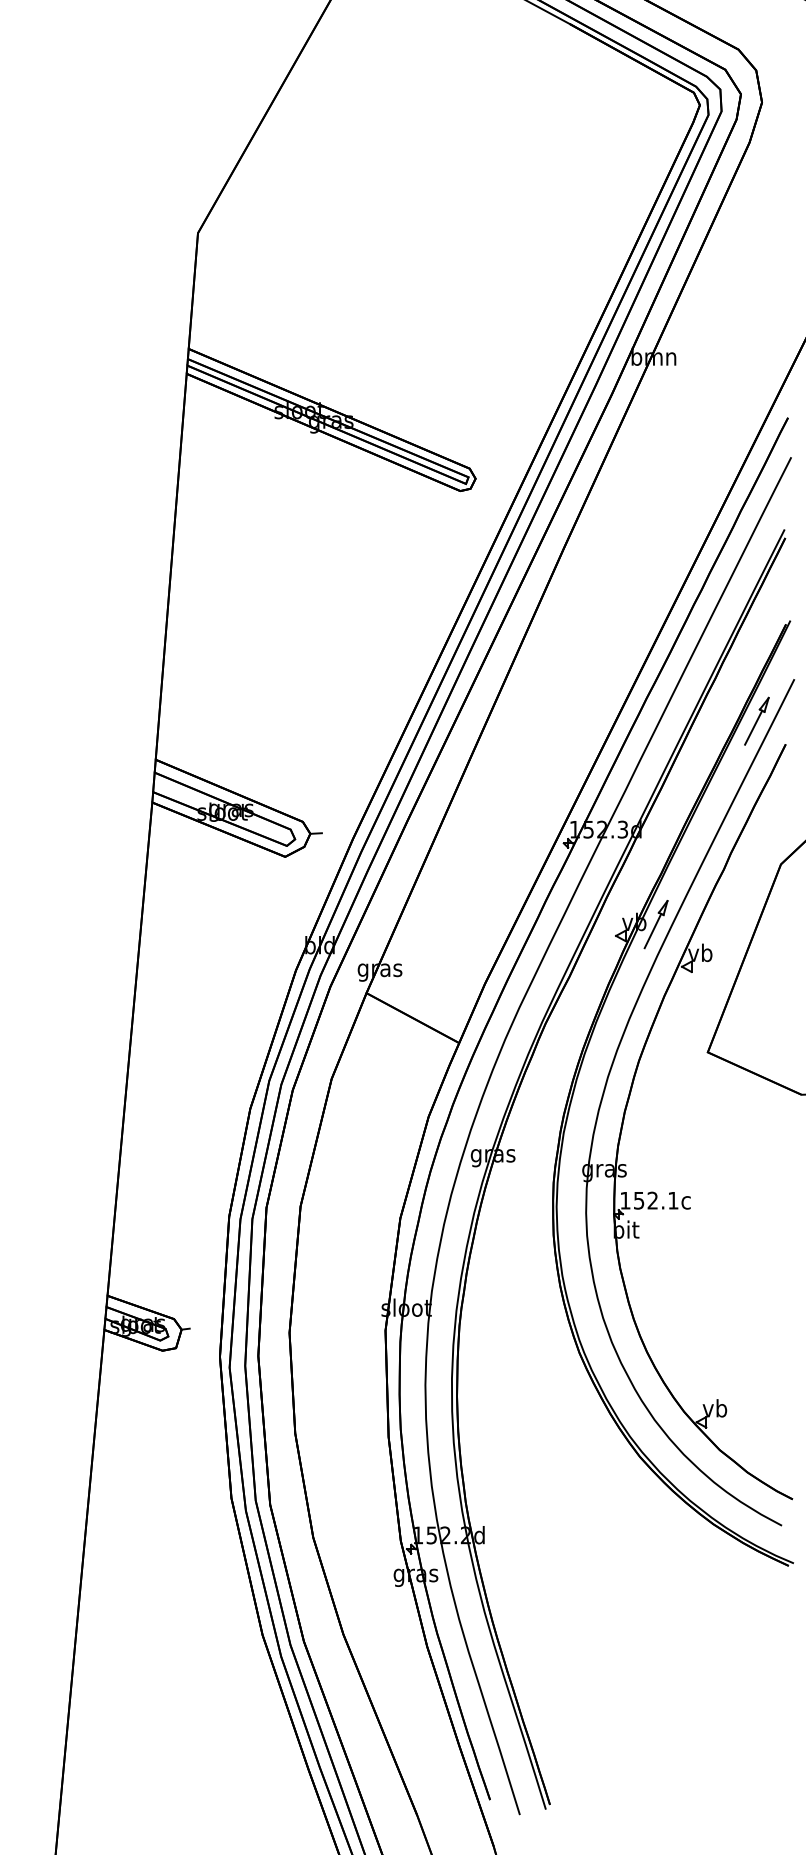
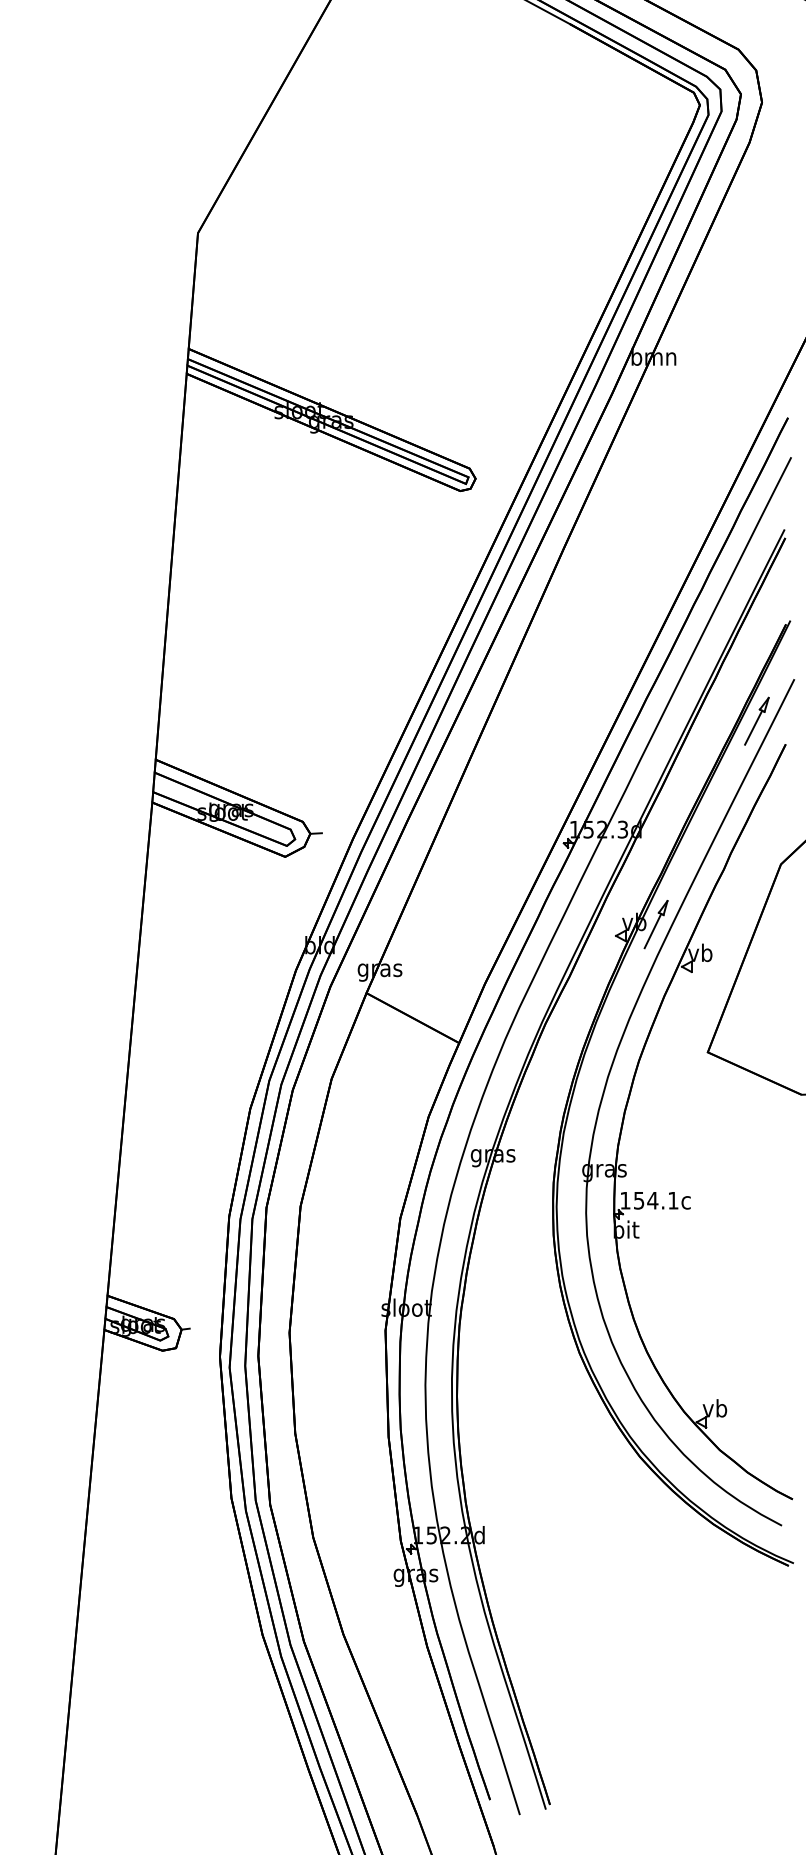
text: 152.1c -> 154.1c (652, 1200)
